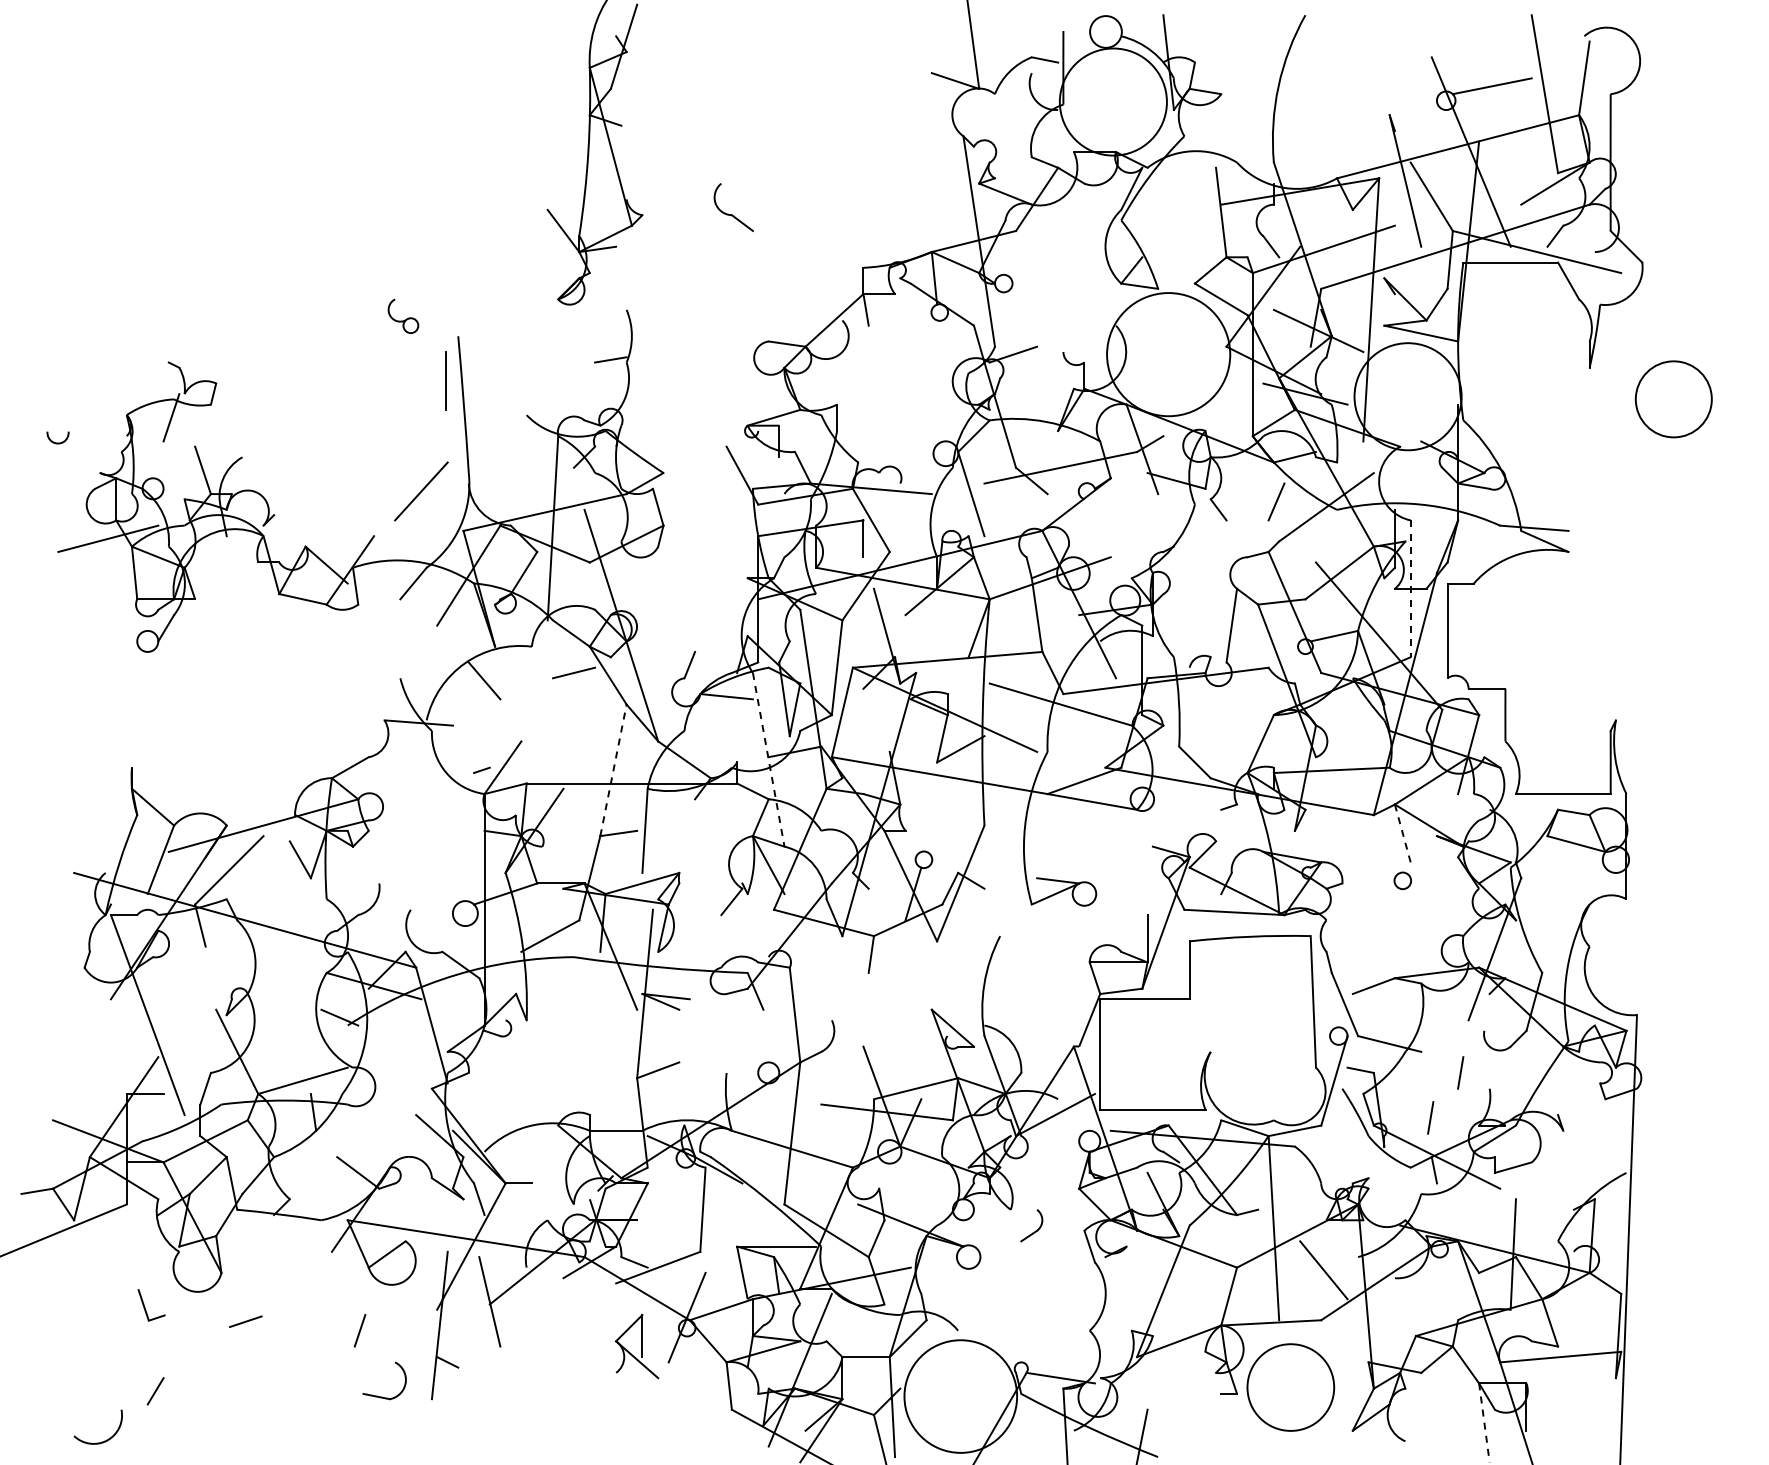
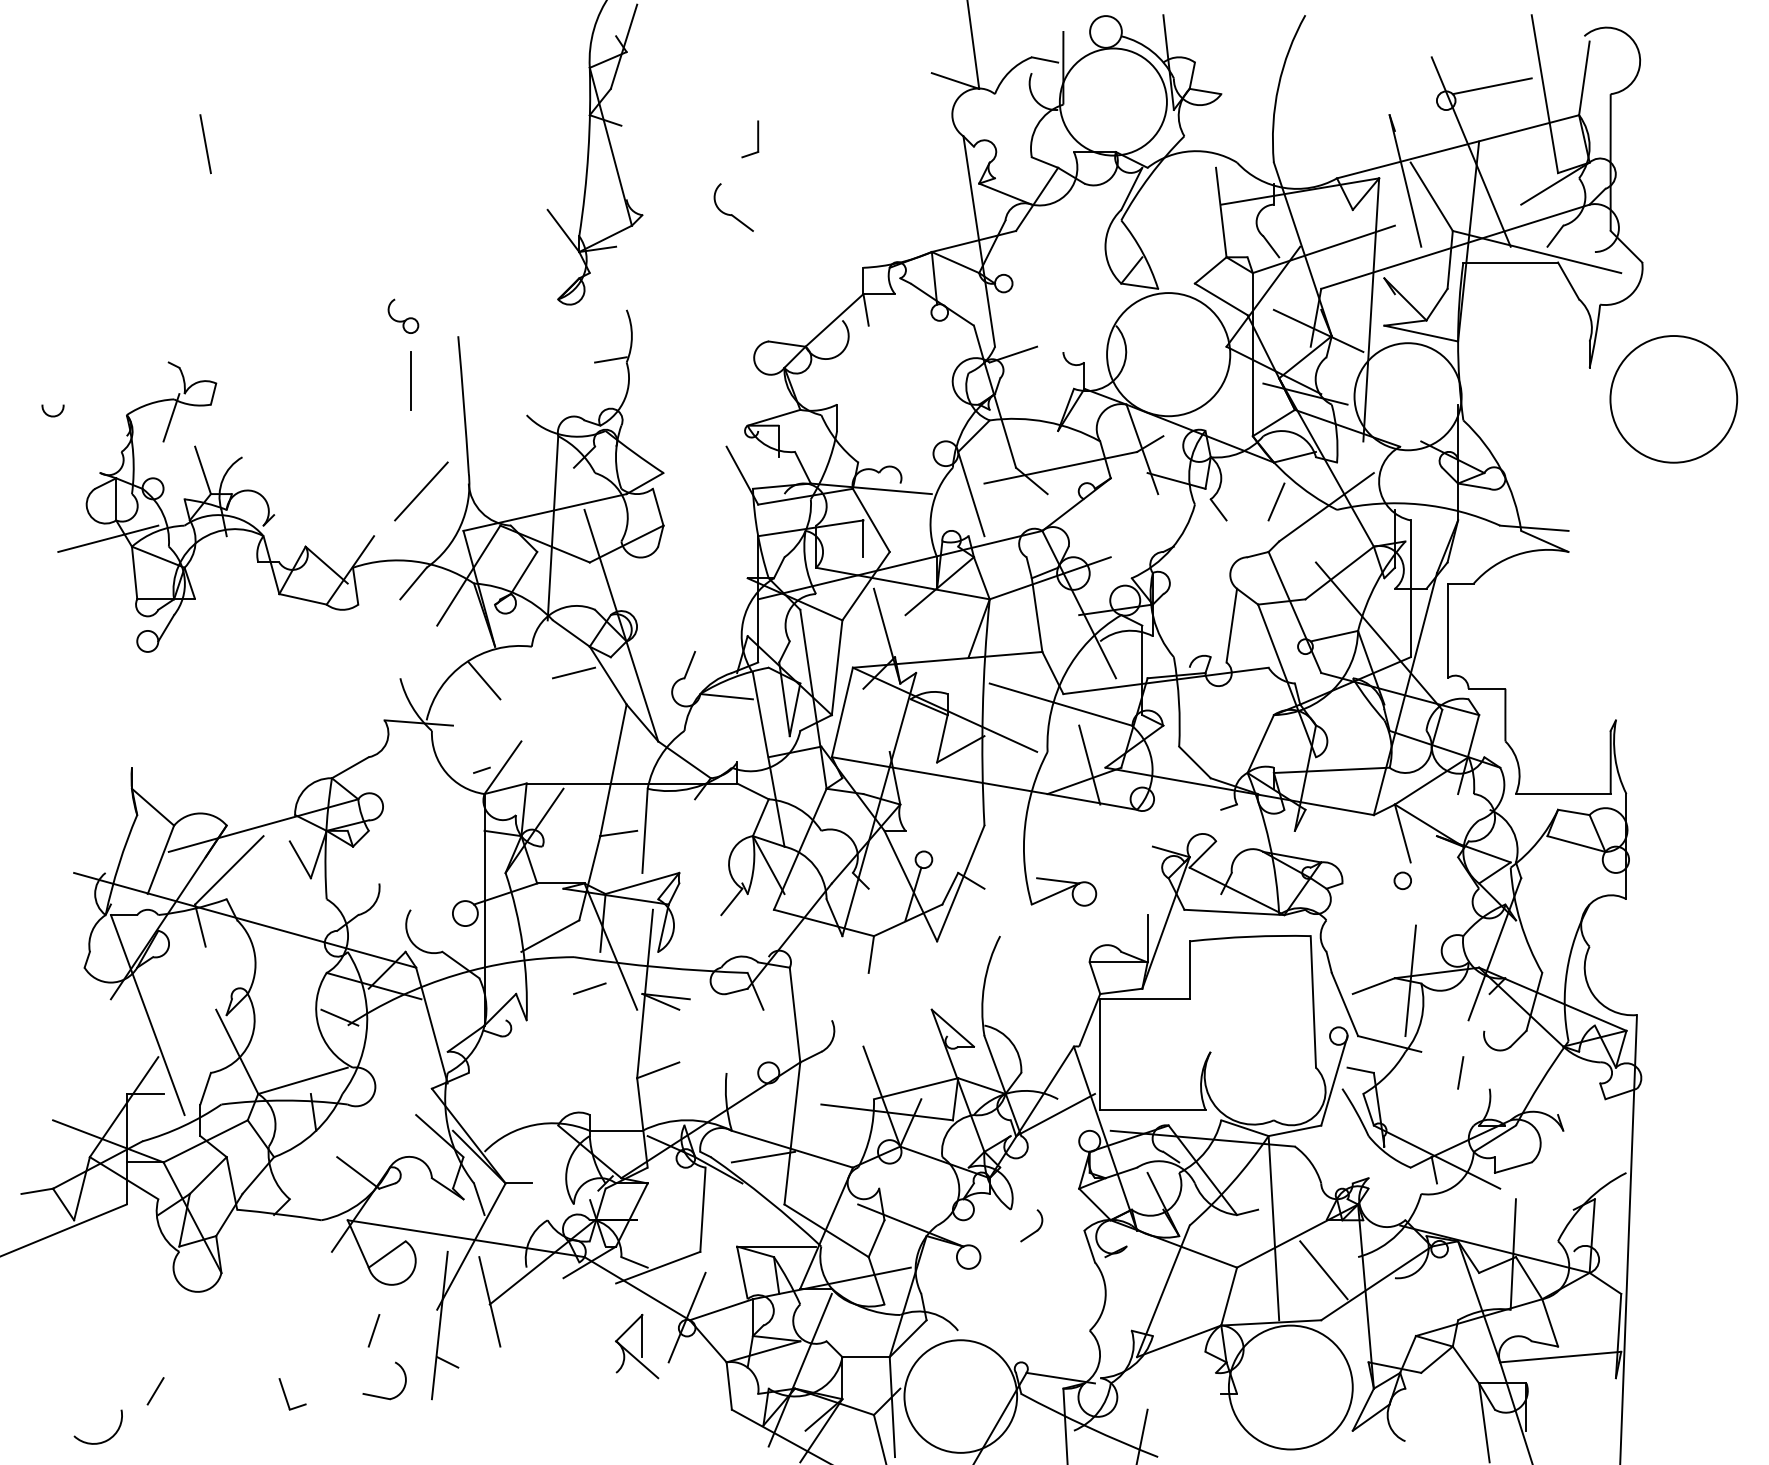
part: none -> present (757, 139)
line: none -> present (205, 143)
line position: (445, 380) -> (410, 380) (410, 380)
circle diameter: 76 px -> 127 px (1673, 399)
arc position: (54, 441) -> (49, 414) (49, 414)
line: dashed -> solid (1410, 589)
line: dashed -> solid (768, 760)
line: none -> present (1089, 764)
line: dashed -> solid (613, 769)
line: dashed -> solid (1402, 833)
line: none -> present (1410, 980)
line: present -> none (1430, 1117)
line: none -> present (763, 1156)
part position: (145, 1306) -> (286, 1395) (286, 1395)
line position: (245, 1321) -> (589, 988) (589, 988)
line position: (359, 1330) -> (373, 1330) (373, 1330)
circle diameter: 87 px -> 124 px (1290, 1387)
line: dashed -> solid (1484, 1422)
